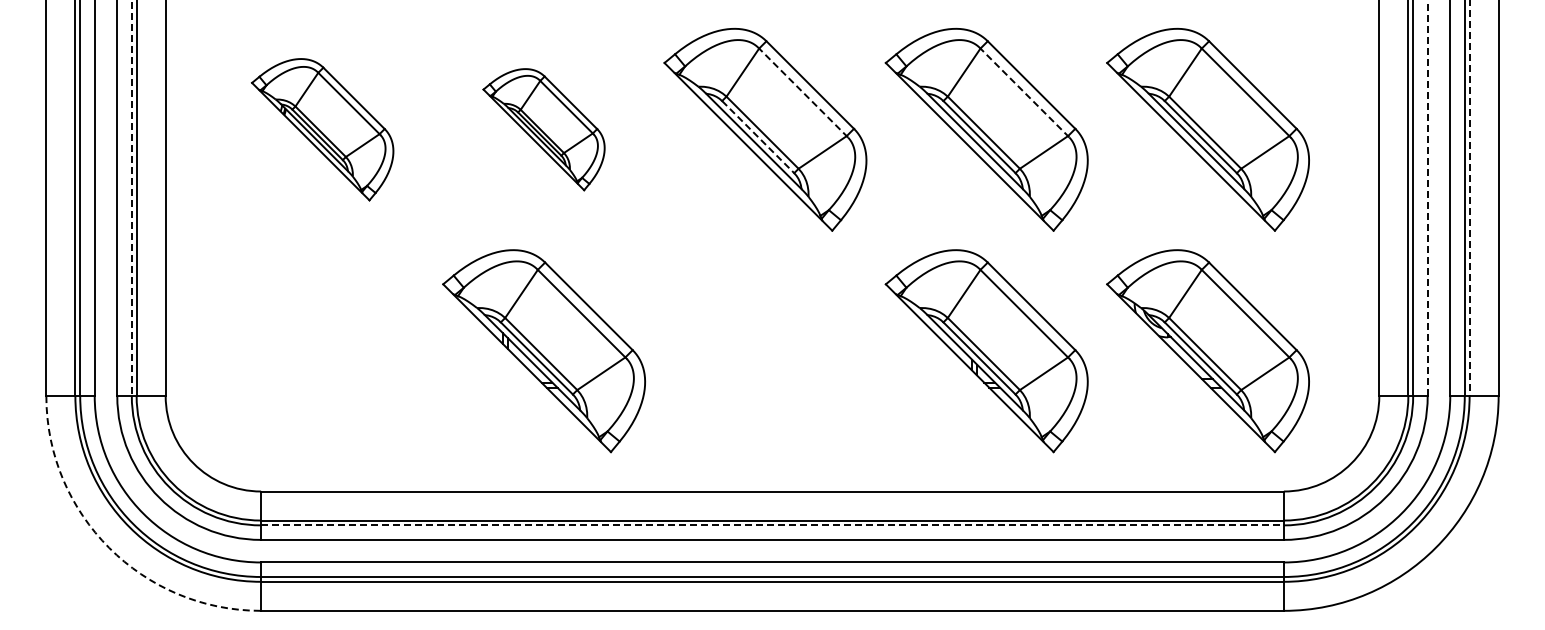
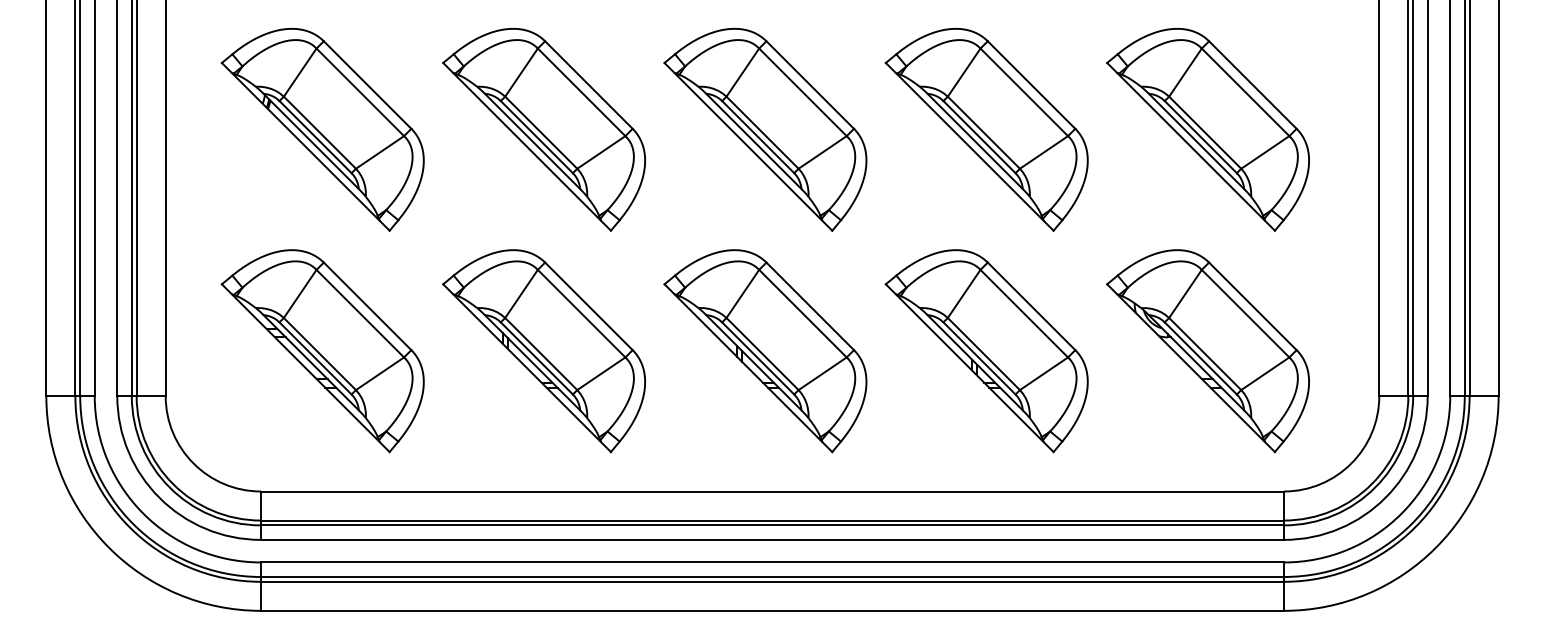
line: dashed -> solid (803, 93)
line: dashed -> solid (1024, 93)
part size: 144x144 px -> 205x205 px (322, 129)
part size: 124x124 px -> 204x205 px (543, 129)
line: dashed -> solid (758, 137)
line: dashed -> solid (131, 198)
line: dashed -> solid (1427, 198)
line: dashed -> solid (1469, 198)
part: none -> present (322, 351)
part: none -> present (765, 351)
line: dashed -> solid (772, 525)
arc: dashed -> solid (109, 547)
